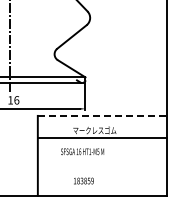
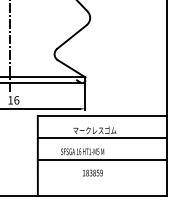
line: dashed -> solid (102, 115)
line: none -> present (102, 159)
text position: (83, 180) -> (92, 172) (92, 172)
